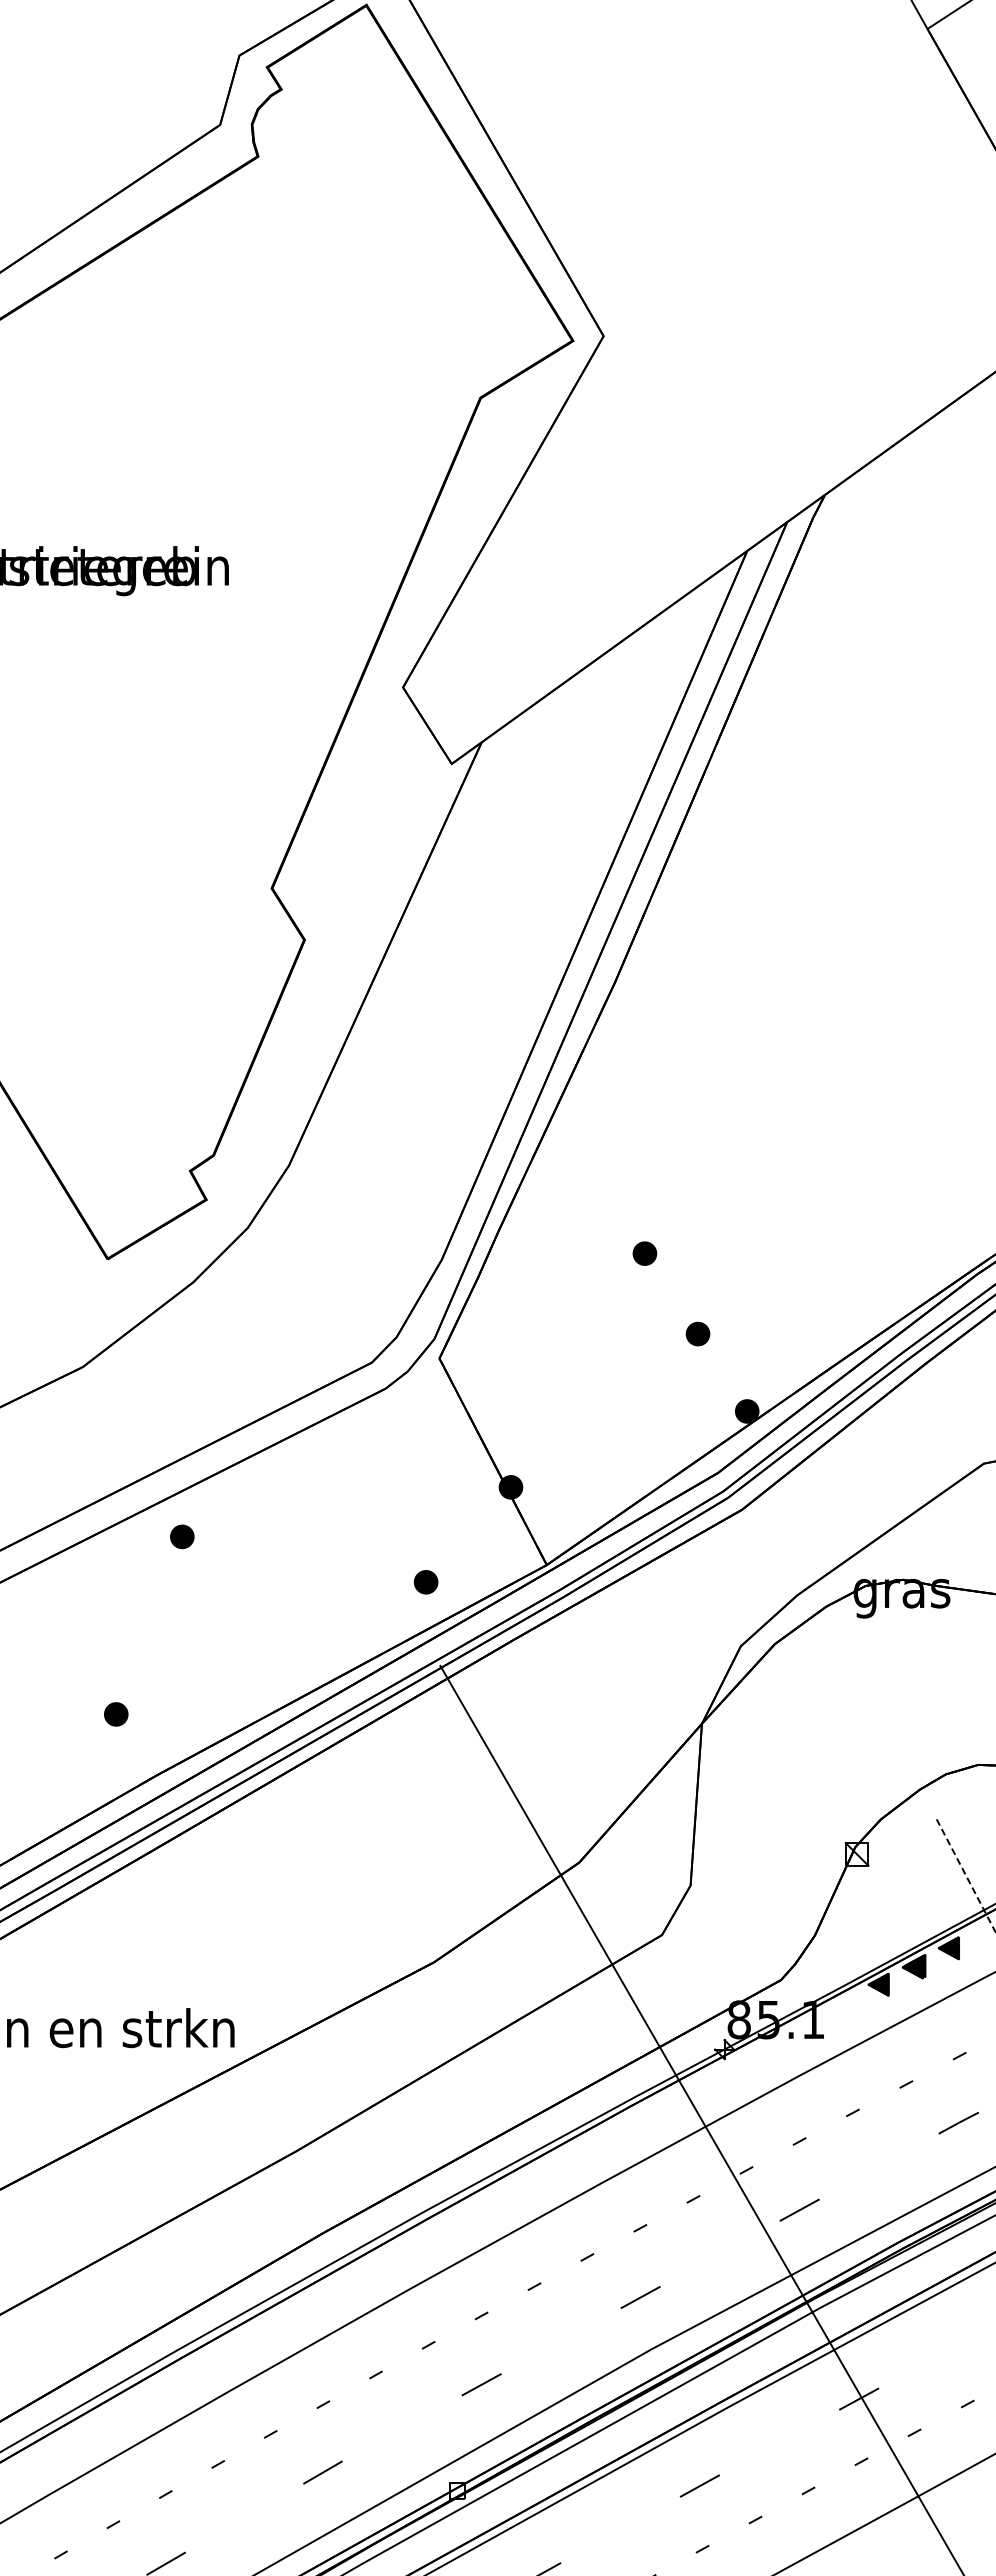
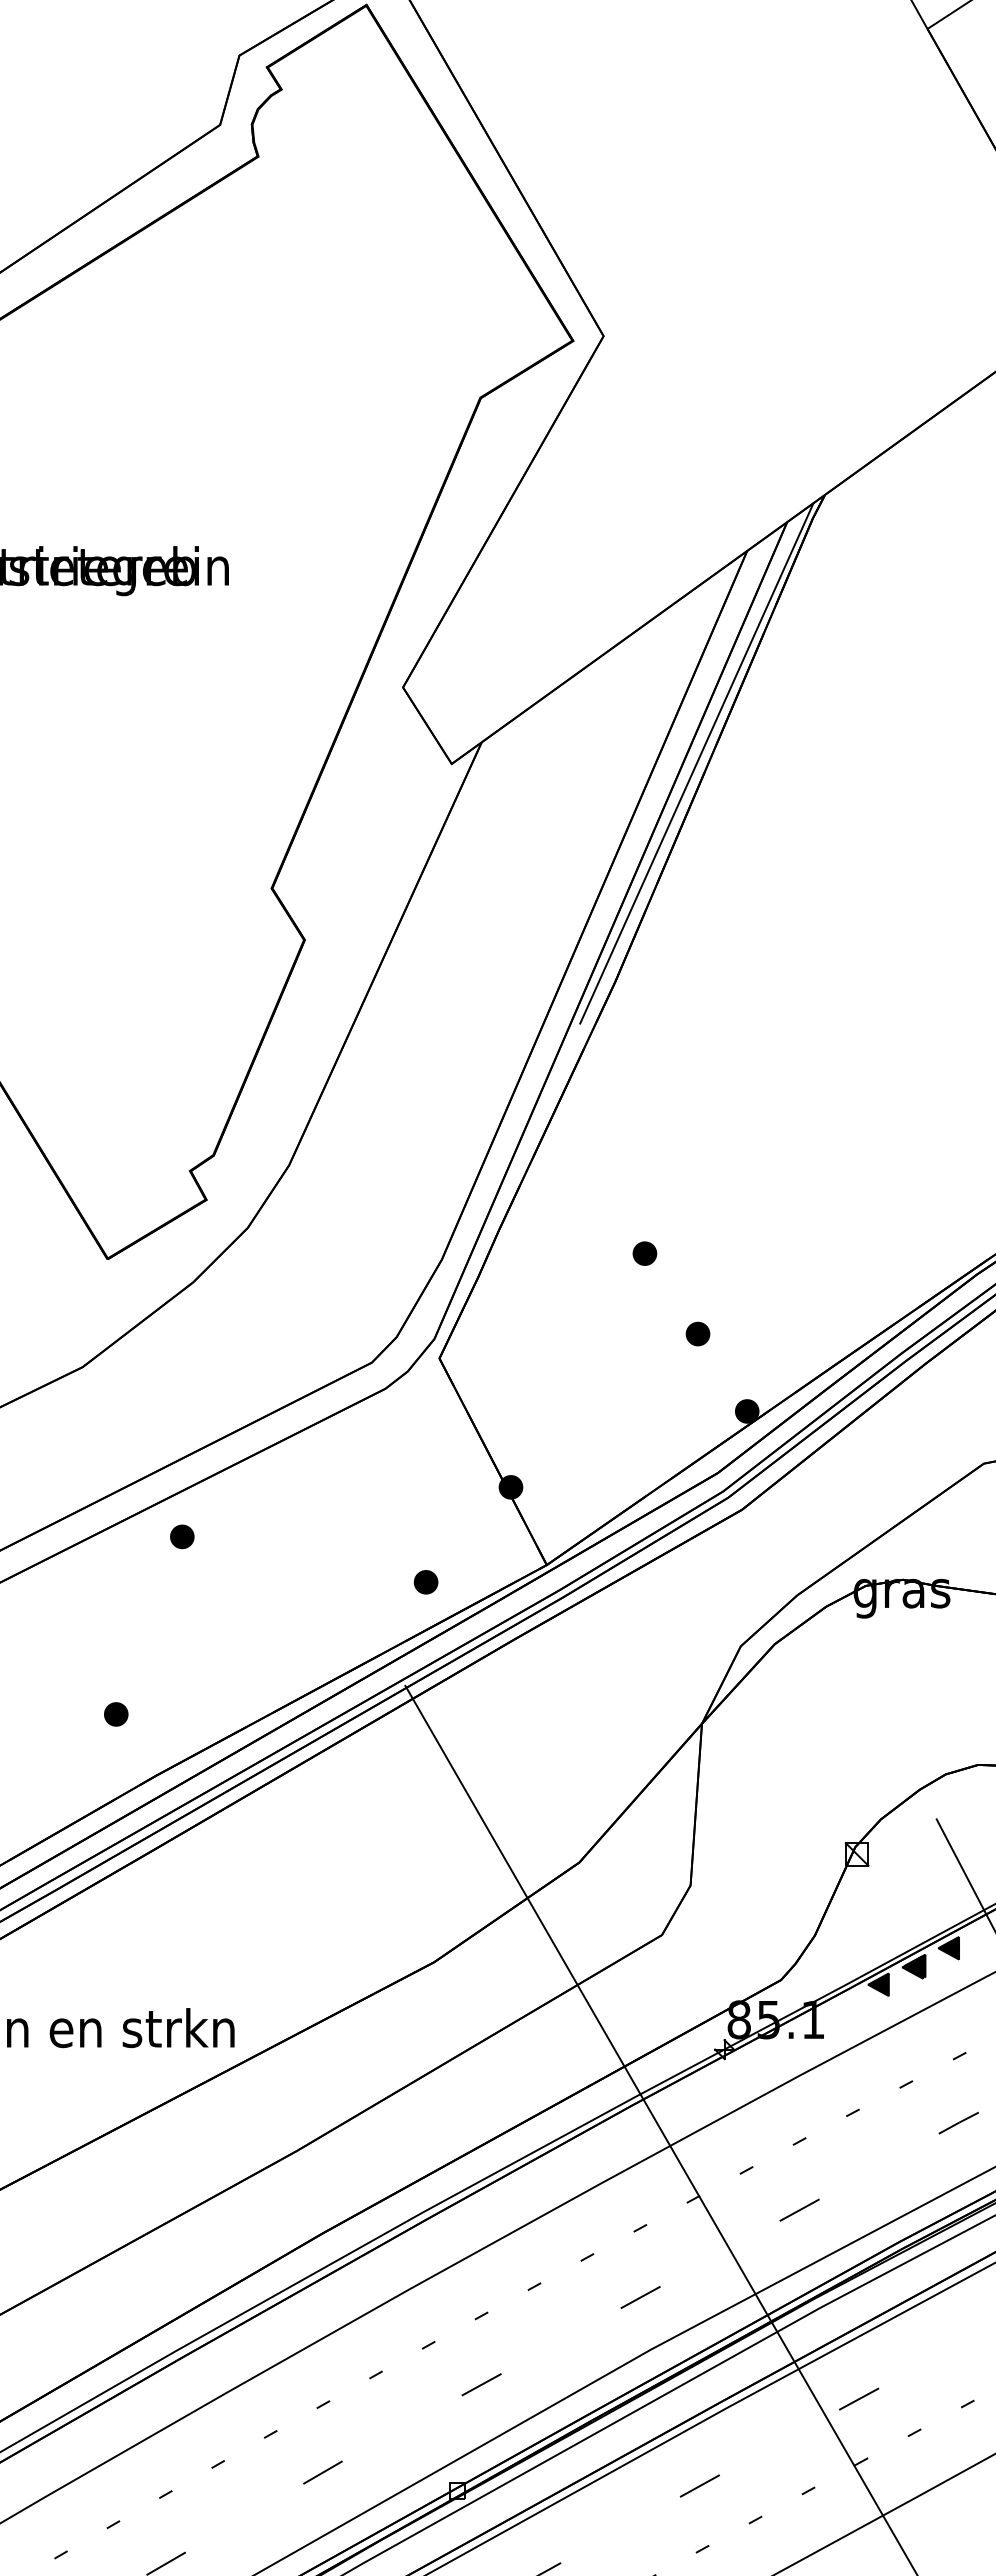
line: none -> present (696, 763)
line: dashed -> solid (966, 1876)
line position: (701, 2118) -> (660, 2128) (660, 2128)
